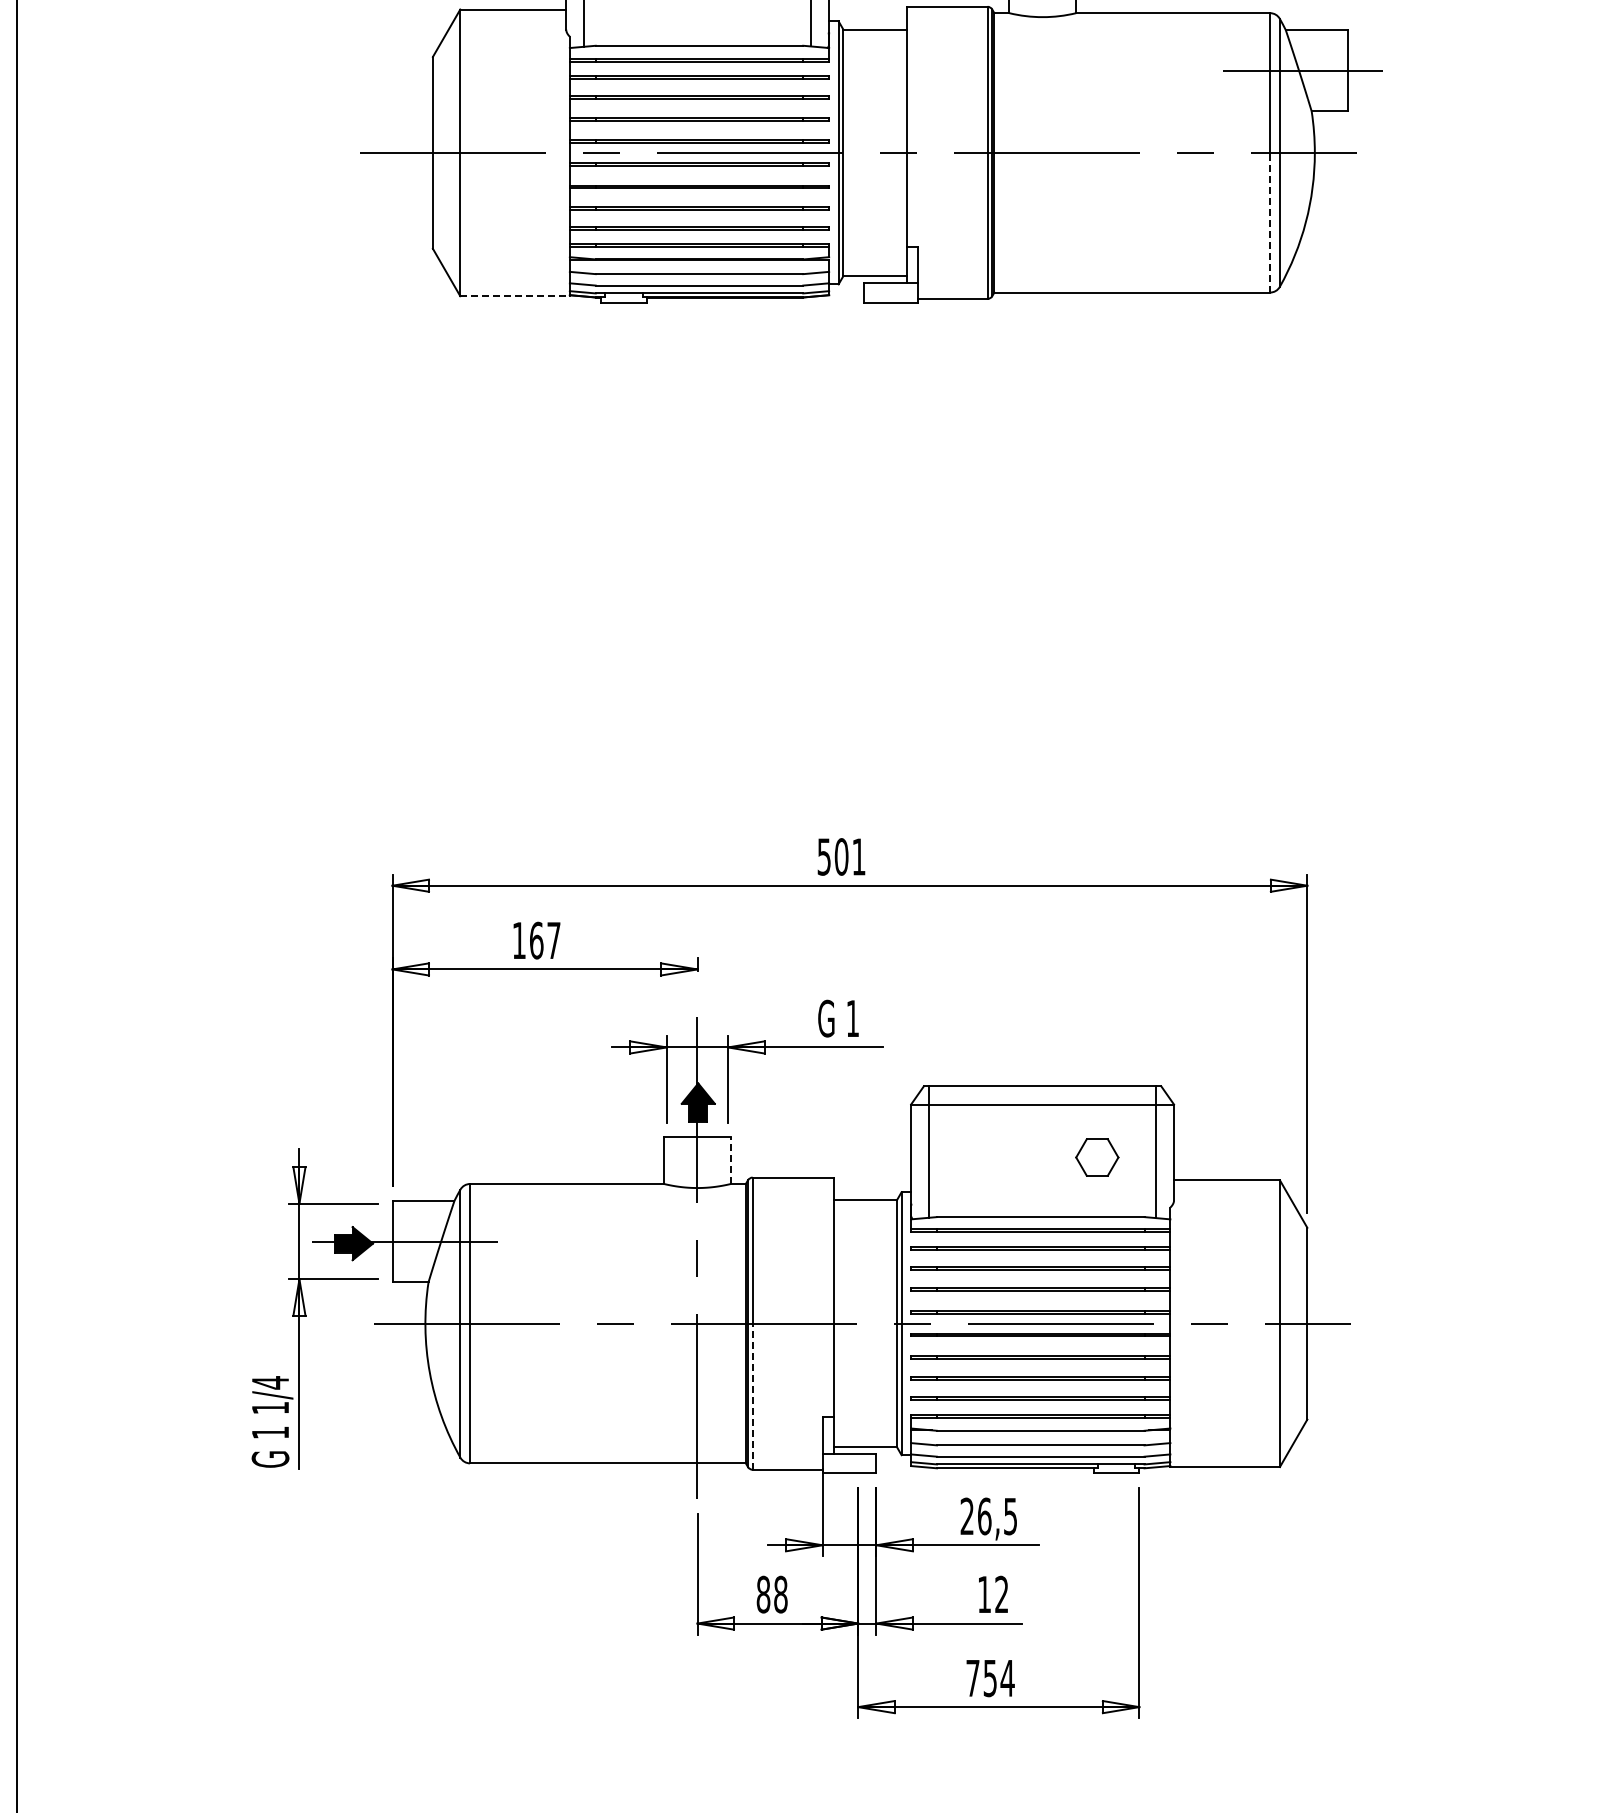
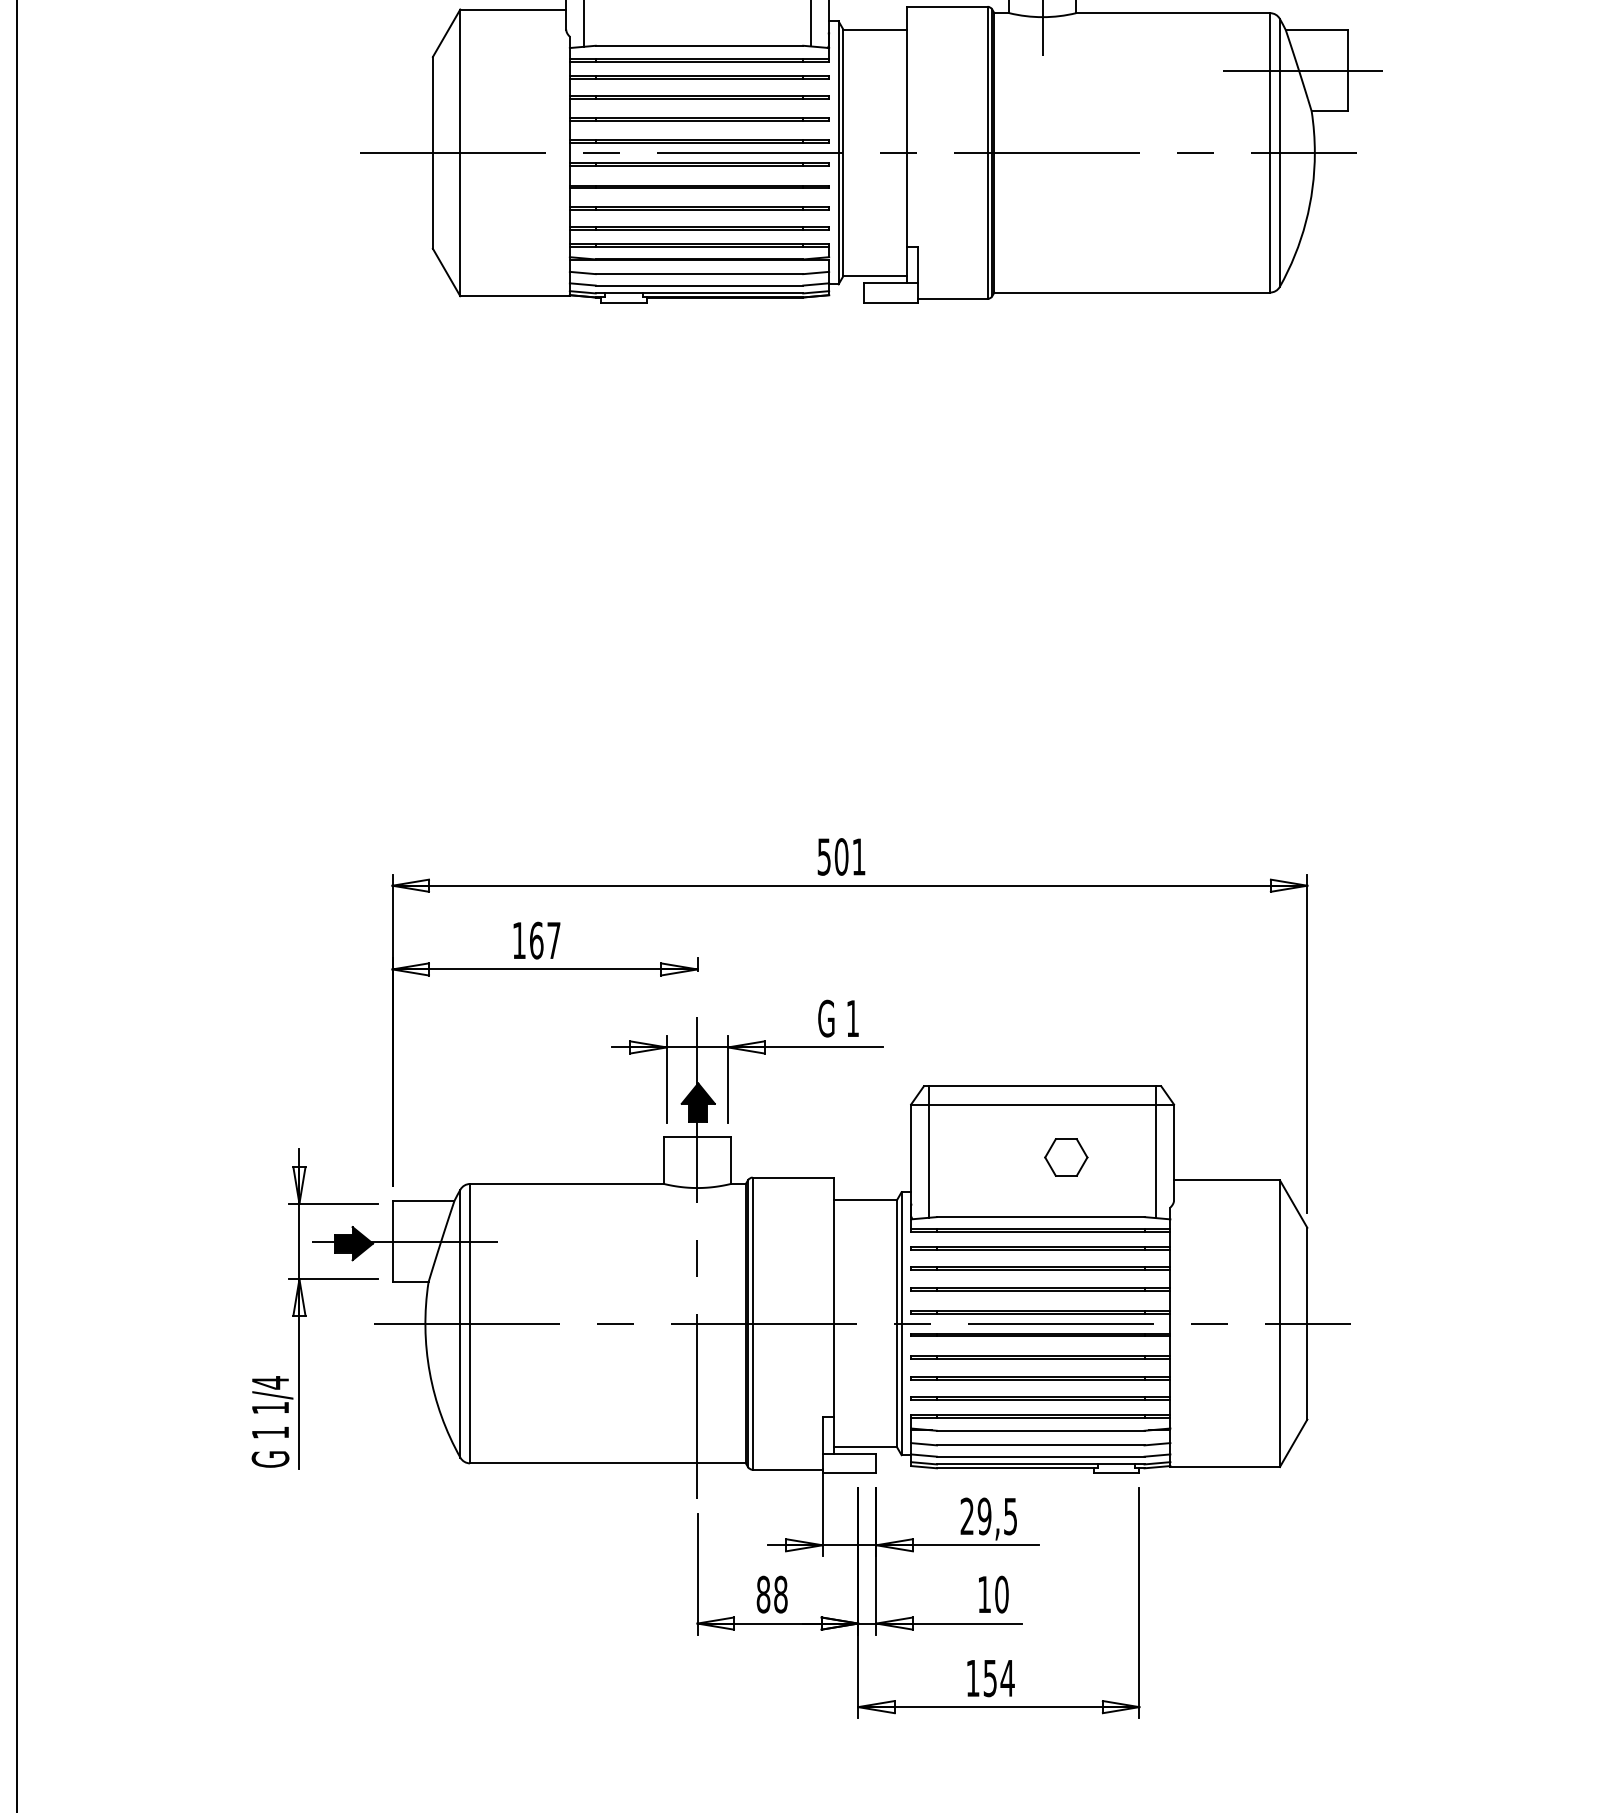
line: none -> present (1042, 28)
line: dashed -> solid (1270, 222)
line: dashed -> solid (515, 296)
part position: (1097, 1157) -> (1066, 1157) (1066, 1157)
line: dashed -> solid (730, 1160)
line: dashed -> solid (752, 1396)
text: 26,5 -> 29,5 (984, 1516)
text: 12 -> 10 (1001, 1594)
text: 754 -> 154 (972, 1678)
